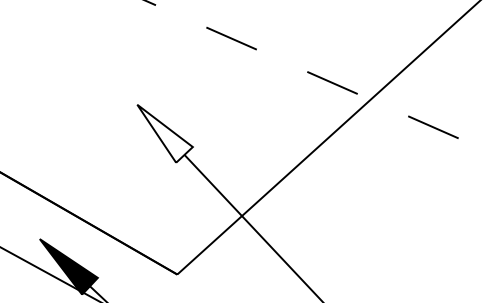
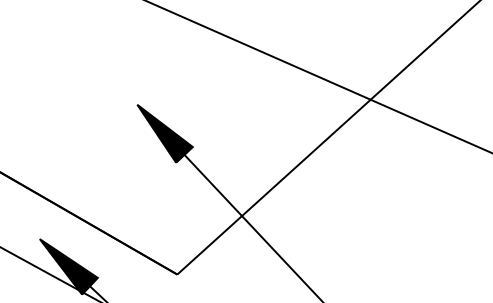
line: dashed -> solid (318, 76)
fill: none -> present (164, 133)
